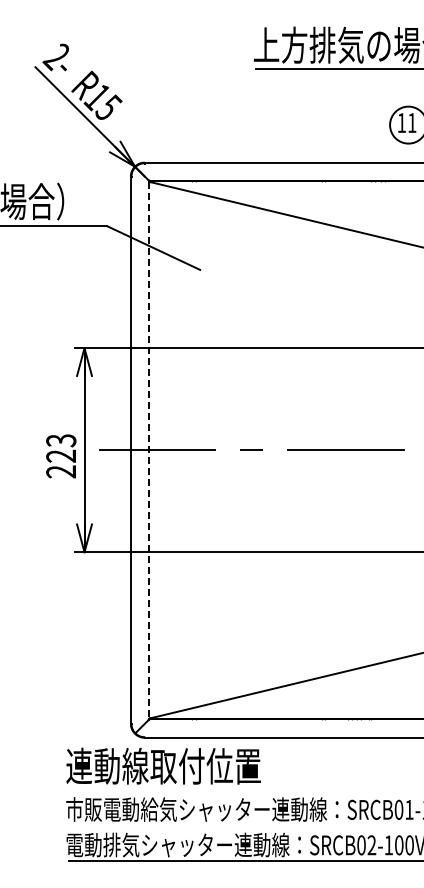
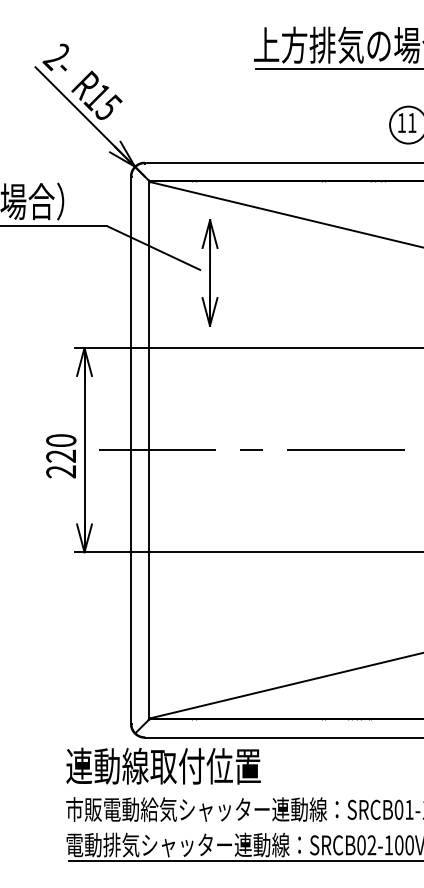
part: none -> present (209, 272)
text: 223 -> 220 (61, 440)
line: dashed -> solid (149, 450)
